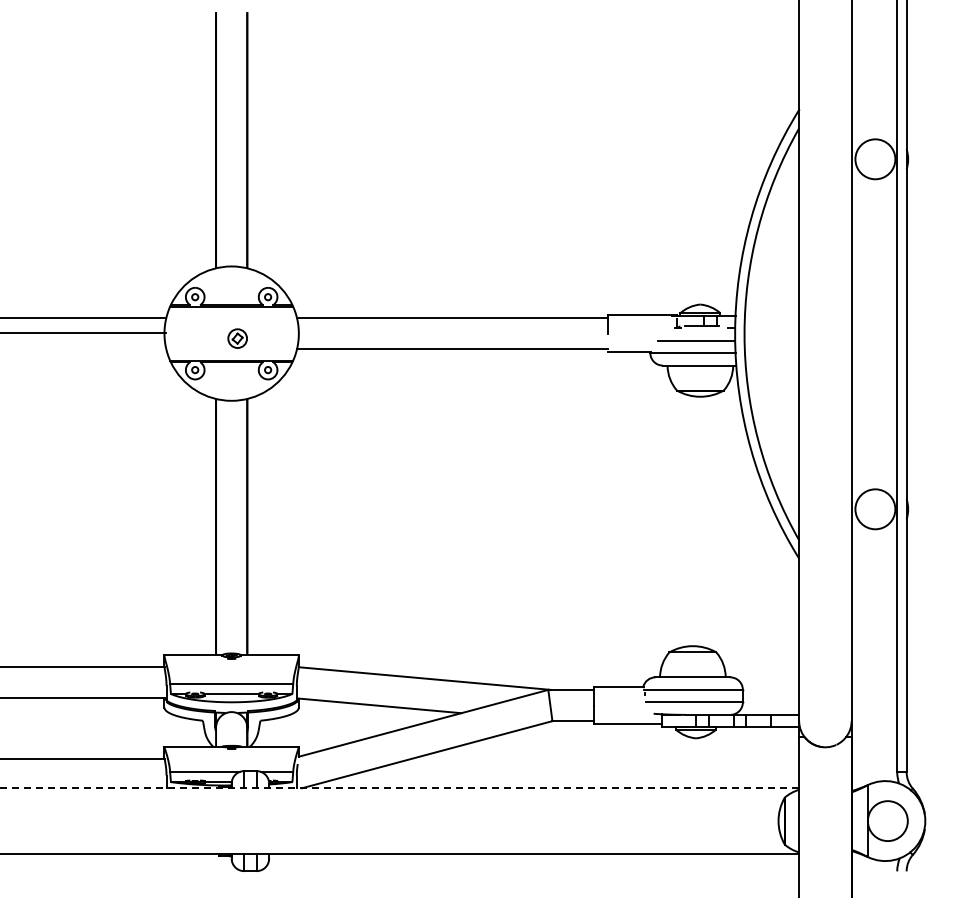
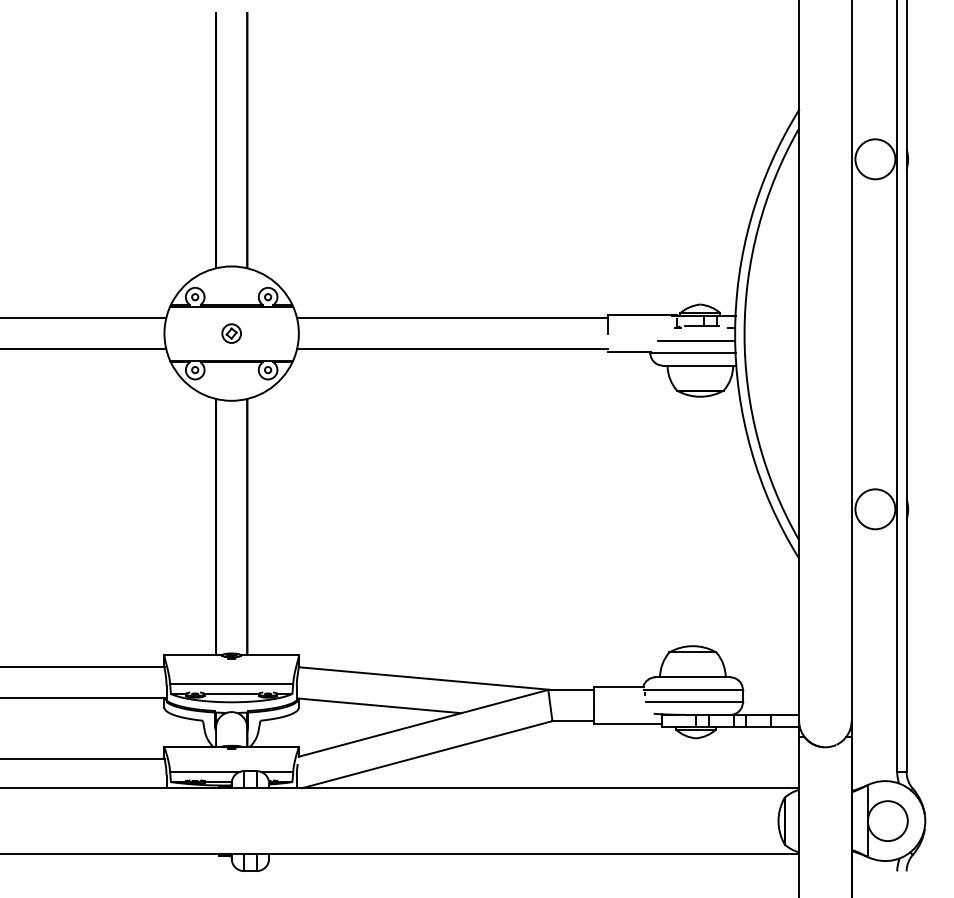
line position: (84, 333) -> (84, 349) (84, 349)
part position: (237, 338) -> (231, 333) (231, 333)
line: dashed -> solid (399, 788)
